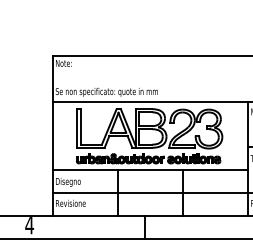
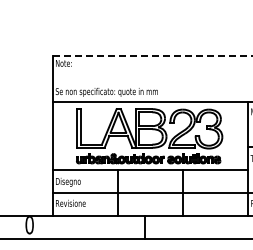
line: solid -> dashed (152, 55)
text: 4 -> 0 (29, 225)
